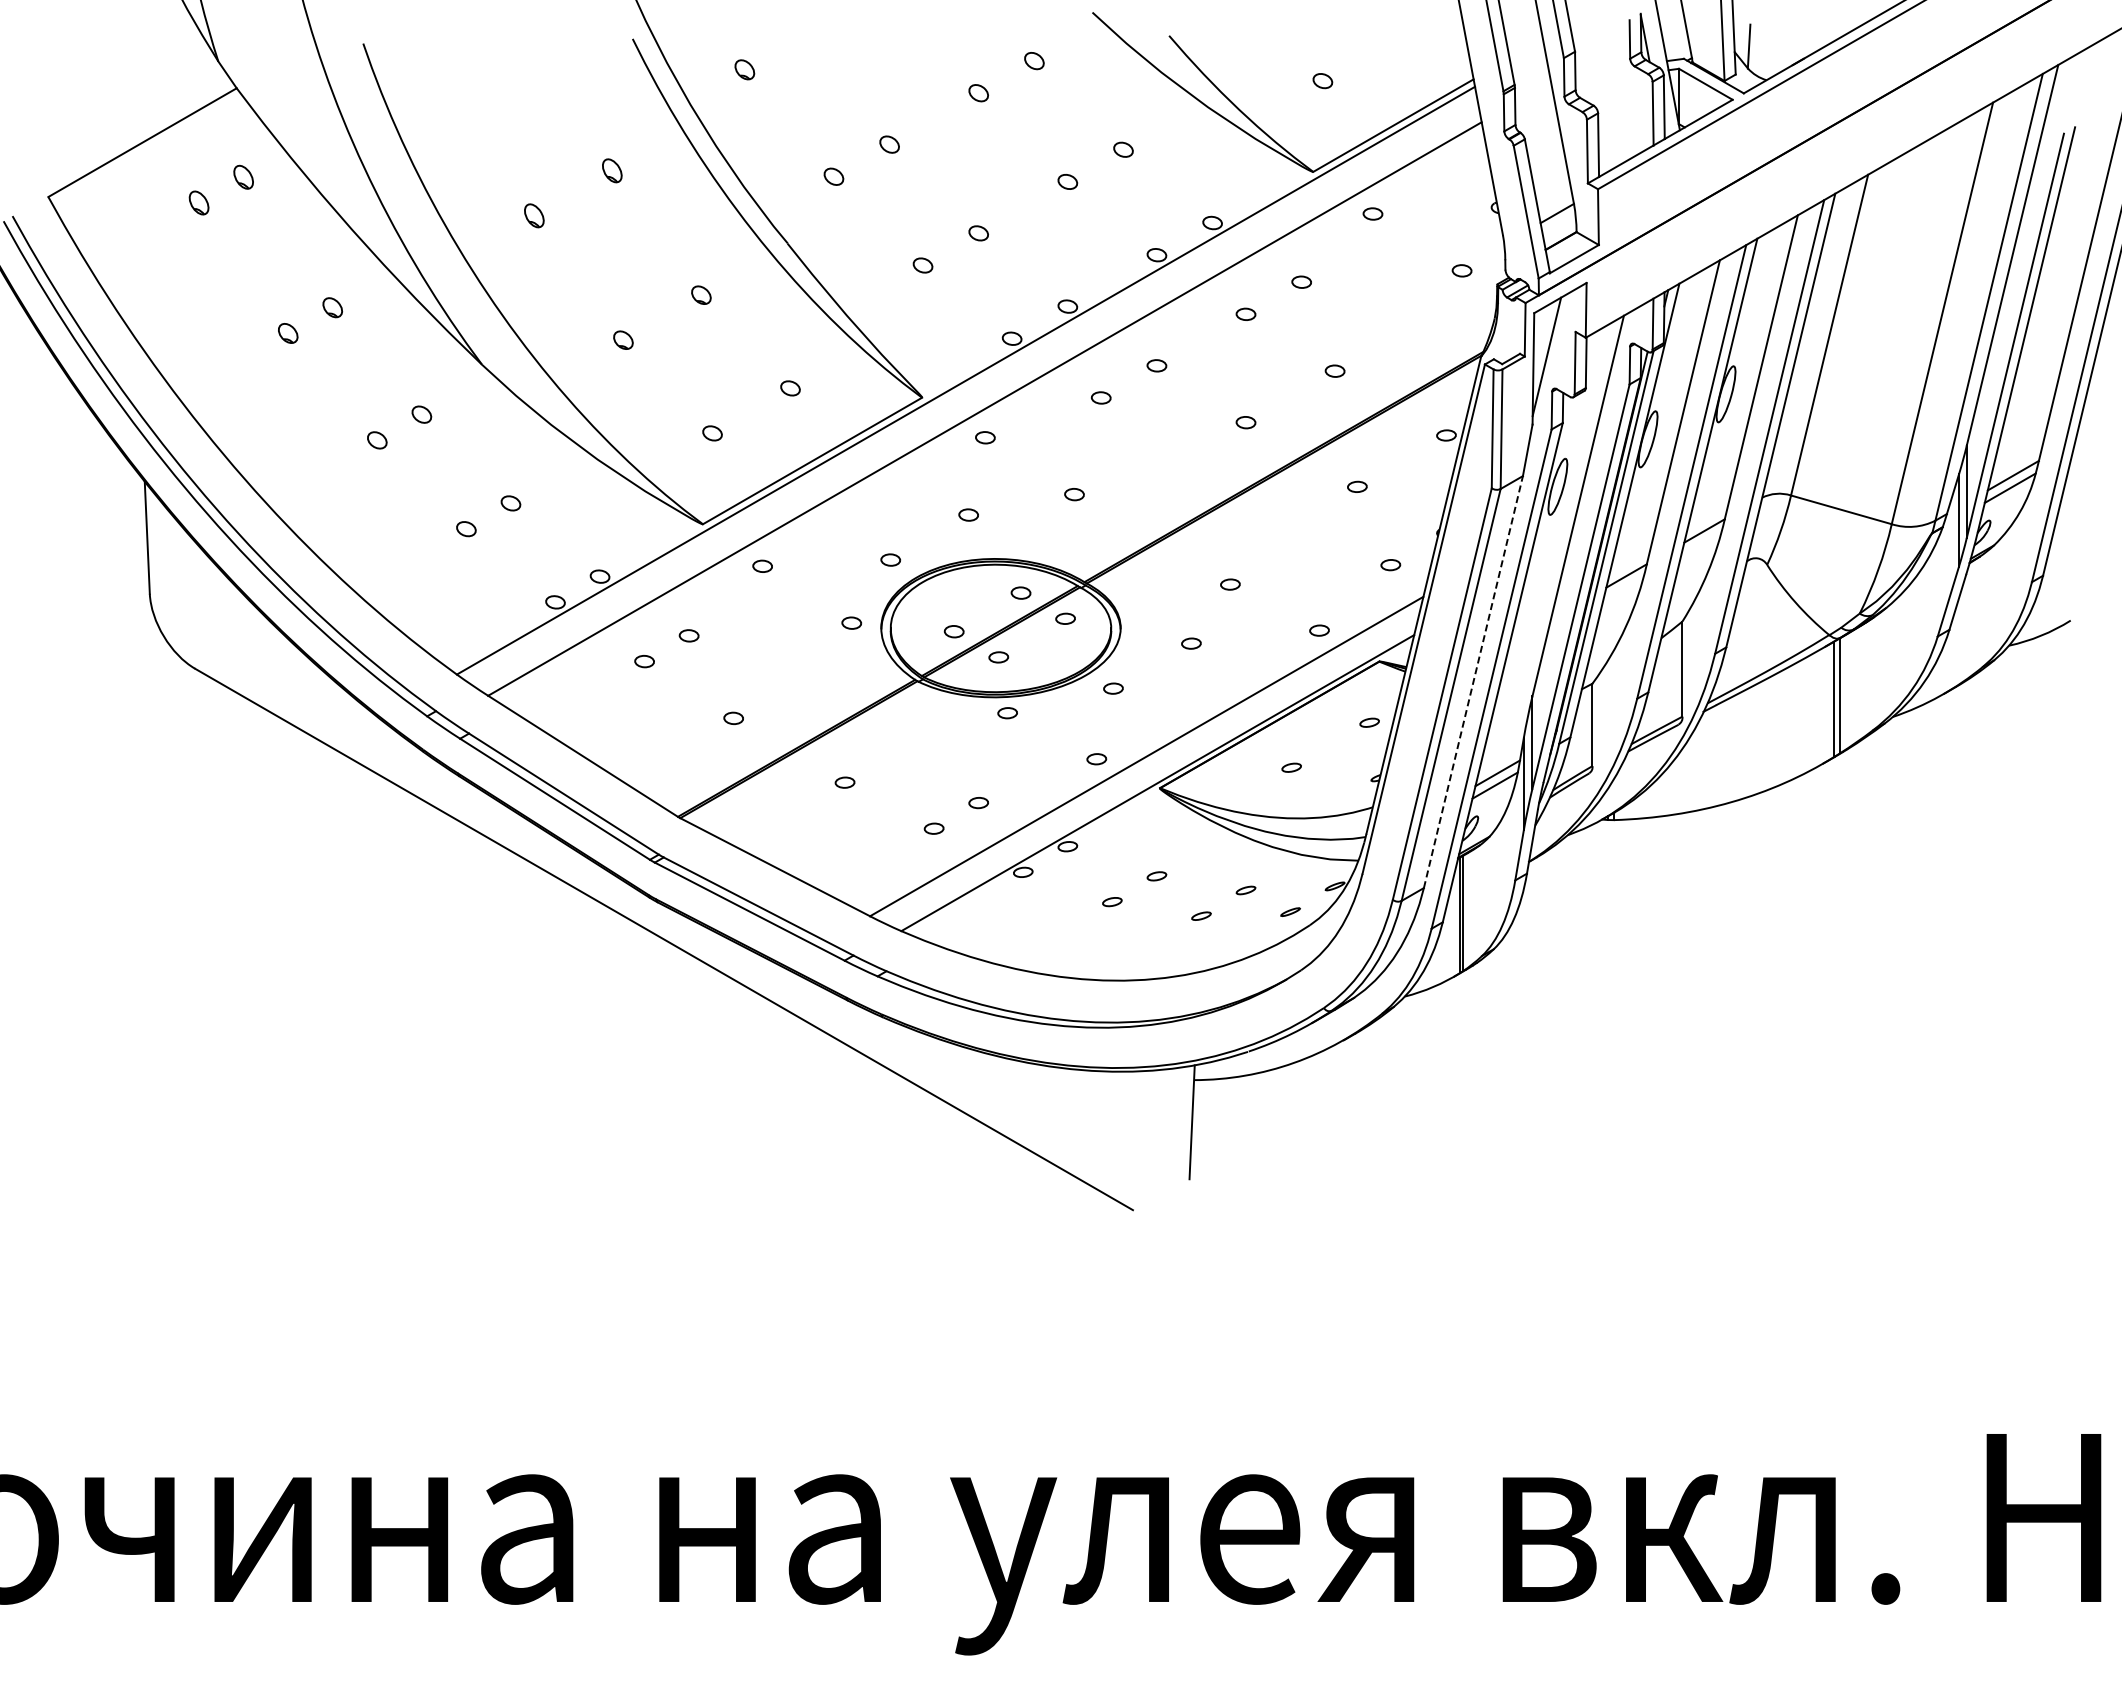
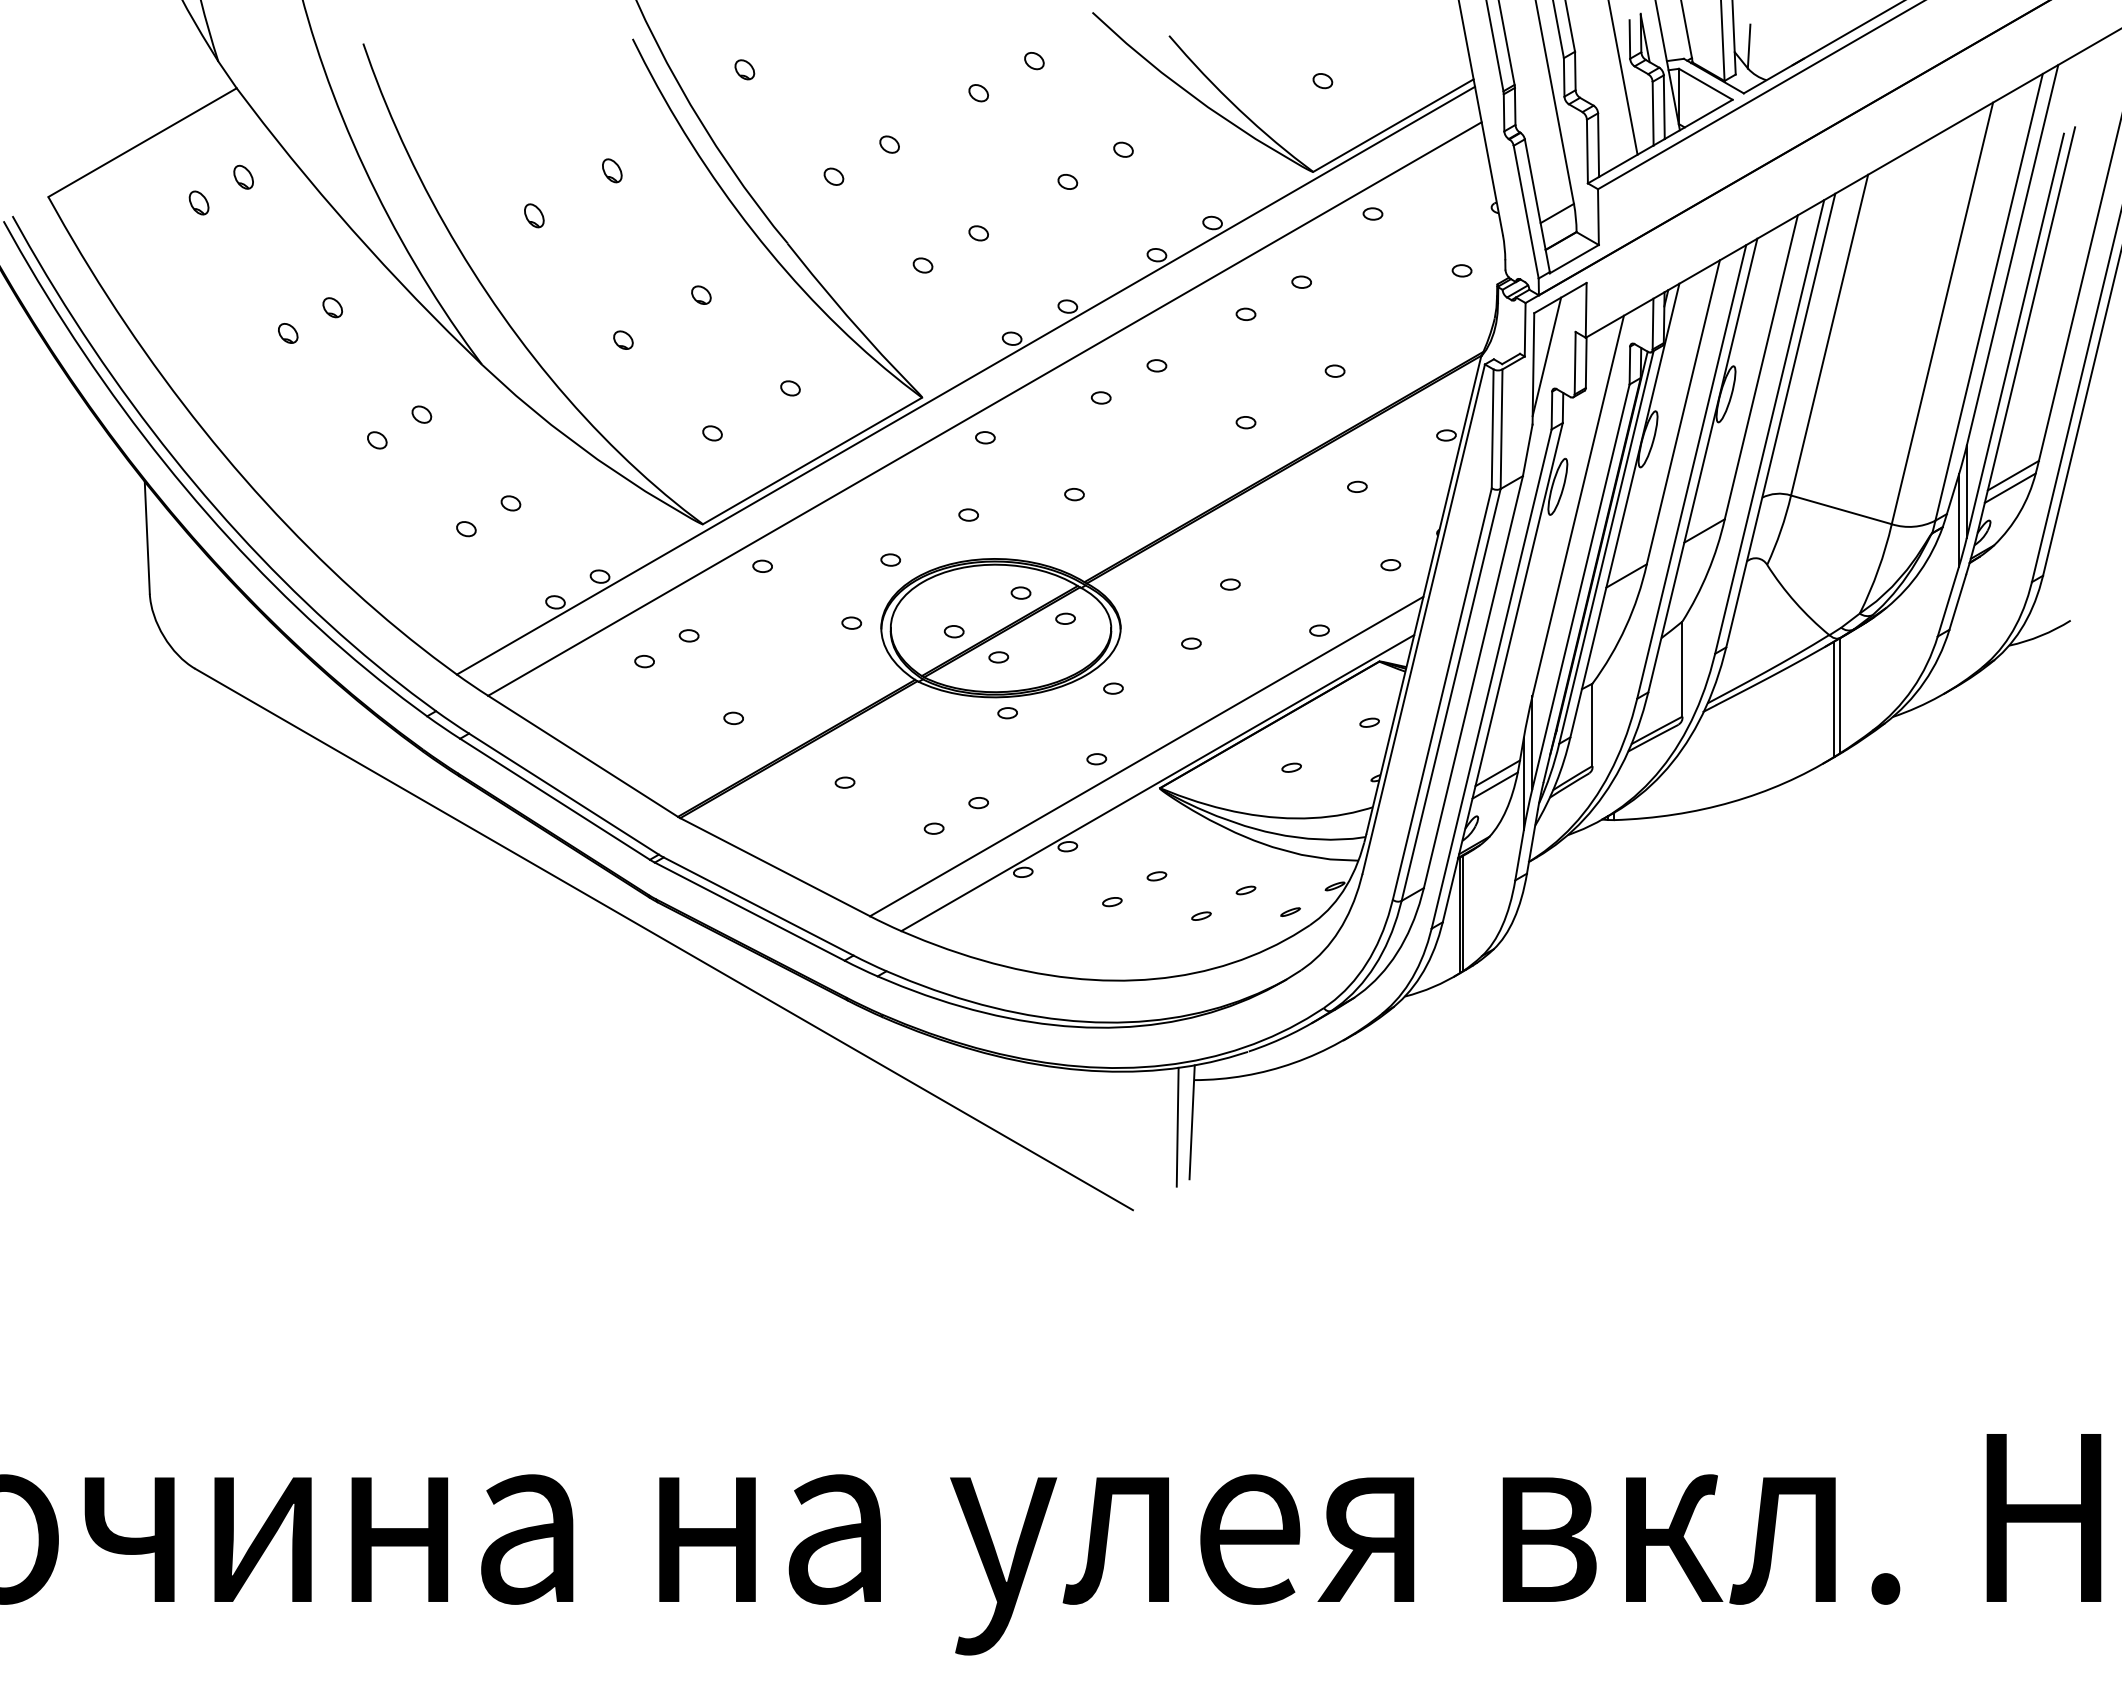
line: none -> present (1622, 78)
line: dashed -> solid (1473, 682)
line: none -> present (1177, 1126)
